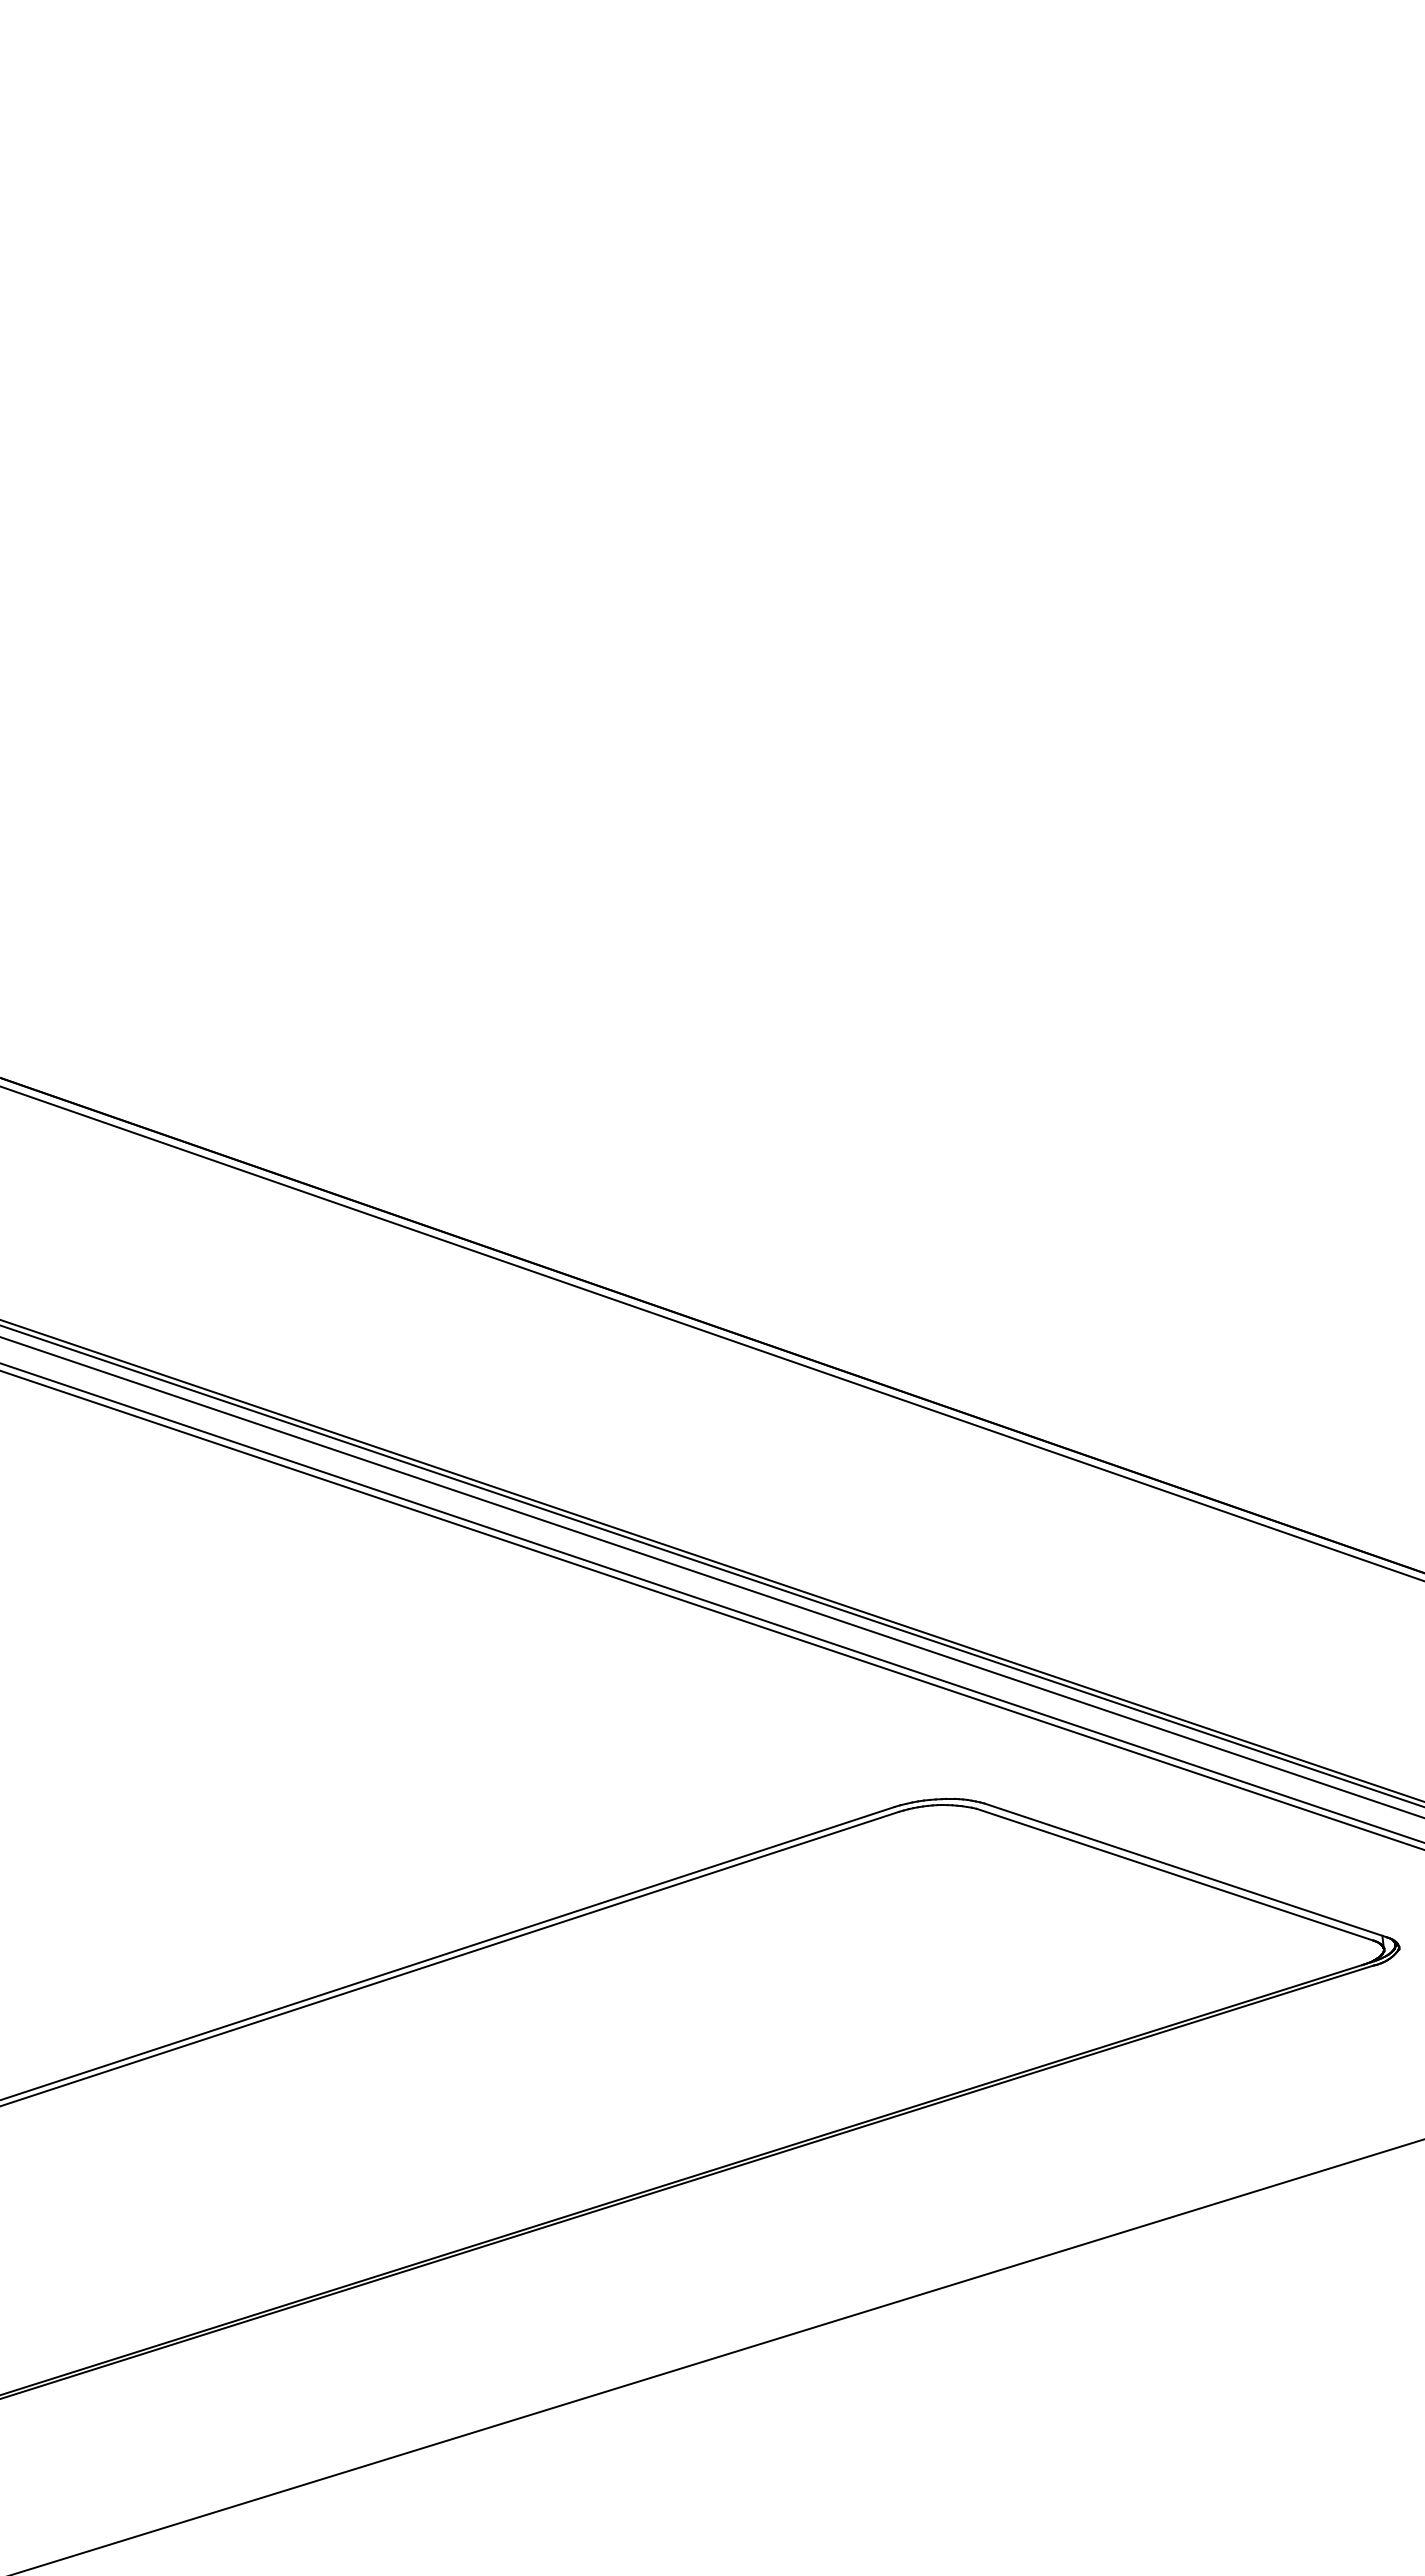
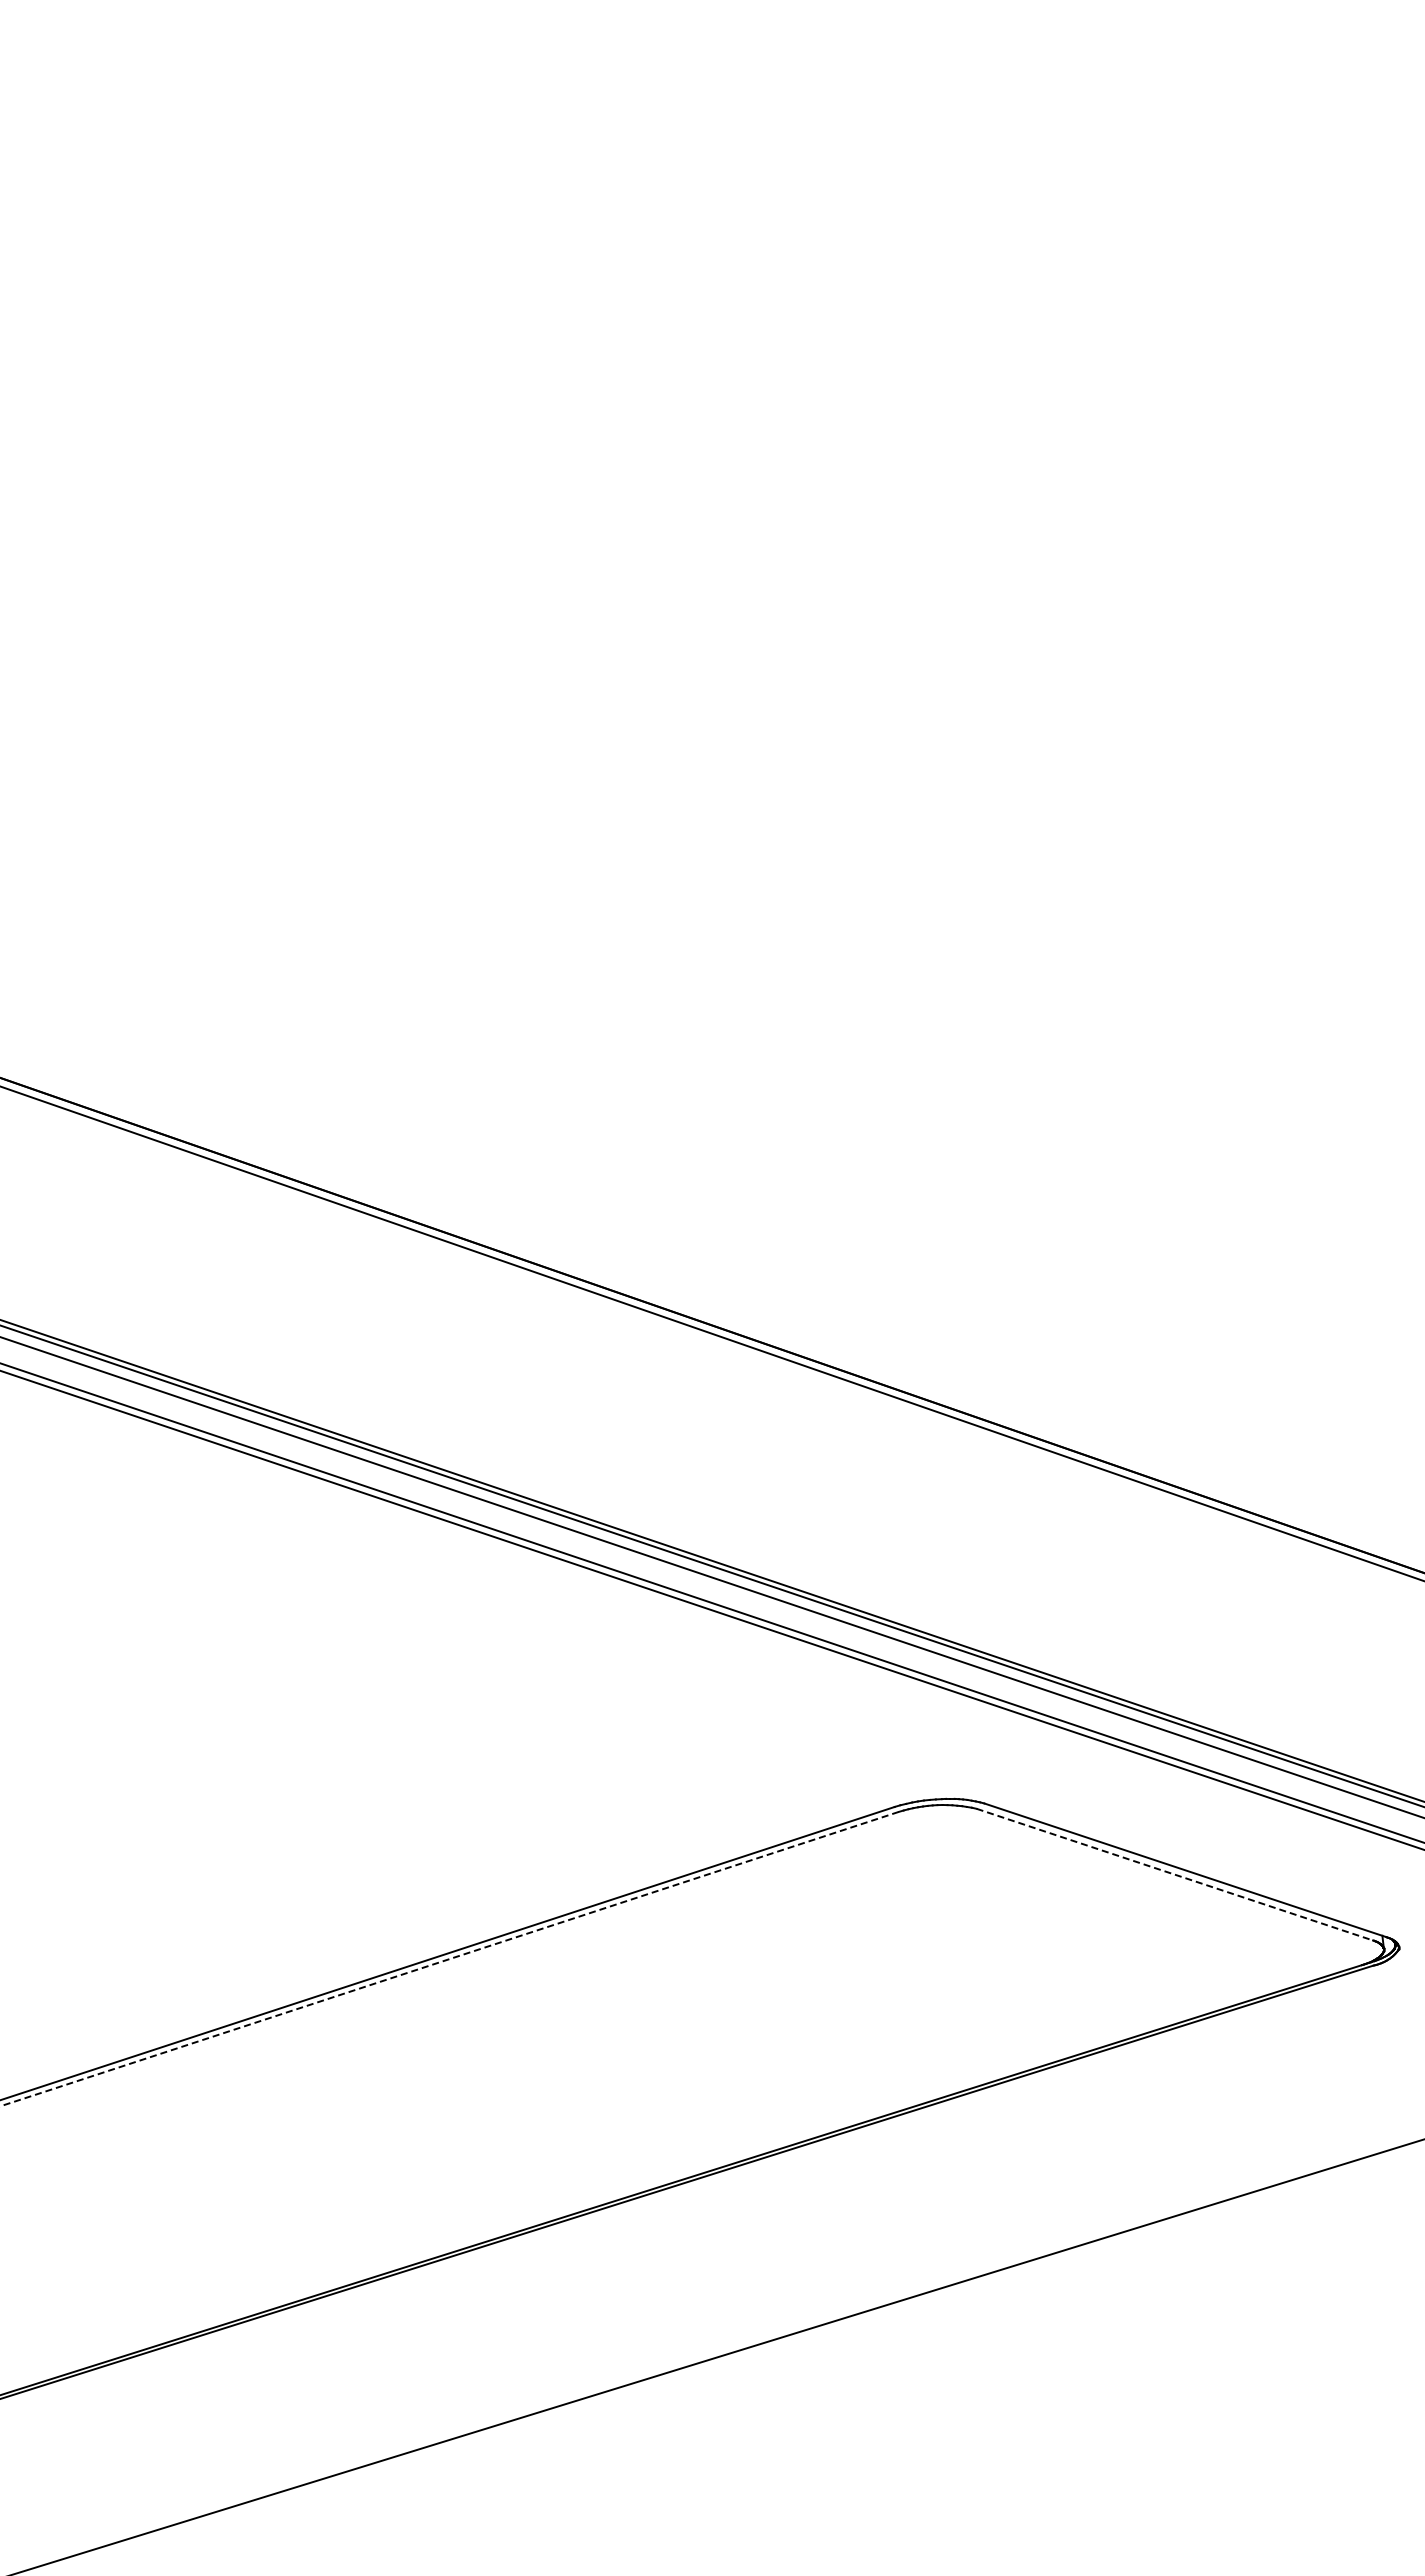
line: solid -> dashed (1174, 1874)
line: solid -> dashed (449, 1959)
